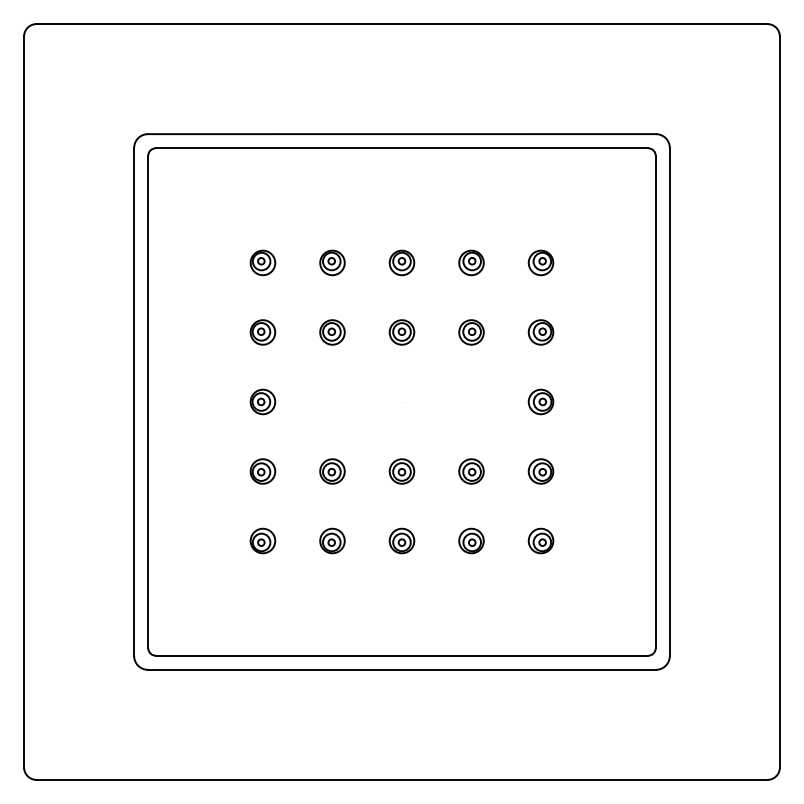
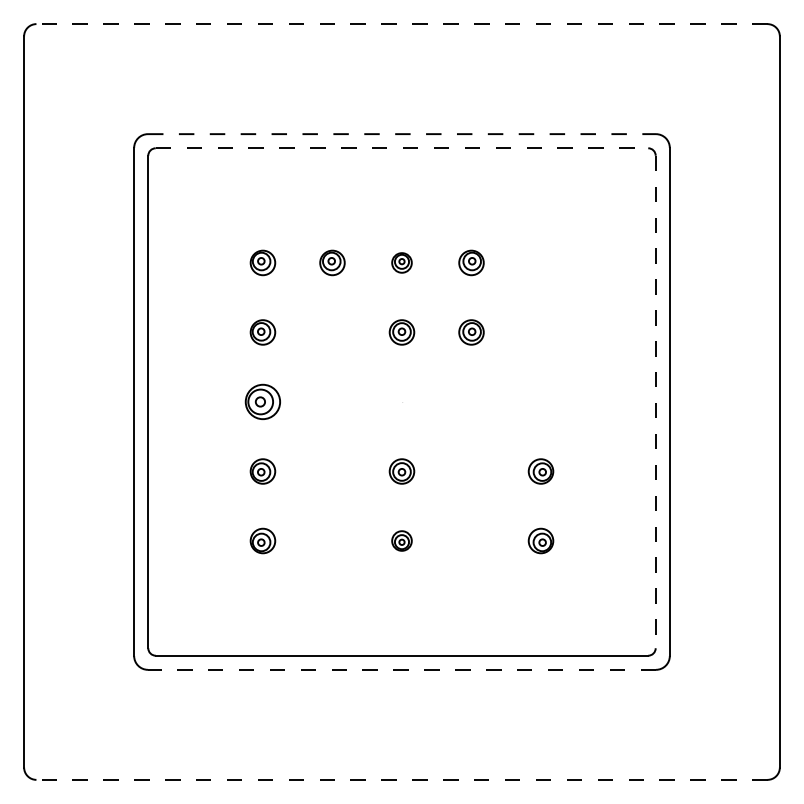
line: solid -> dashed (402, 24)
line: solid -> dashed (402, 134)
line: solid -> dashed (402, 148)
part size: 28x28 px -> 22x22 px (401, 262)
part: present -> none (540, 262)
part: present -> none (332, 332)
part: present -> none (540, 332)
part size: 28x28 px -> 37x37 px (262, 401)
part: present -> none (540, 401)
line: solid -> dashed (655, 402)
part: present -> none (332, 471)
part: present -> none (471, 471)
part: present -> none (332, 540)
part size: 28x28 px -> 22x22 px (401, 540)
part: present -> none (471, 540)
line: solid -> dashed (402, 669)
line: solid -> dashed (402, 779)
